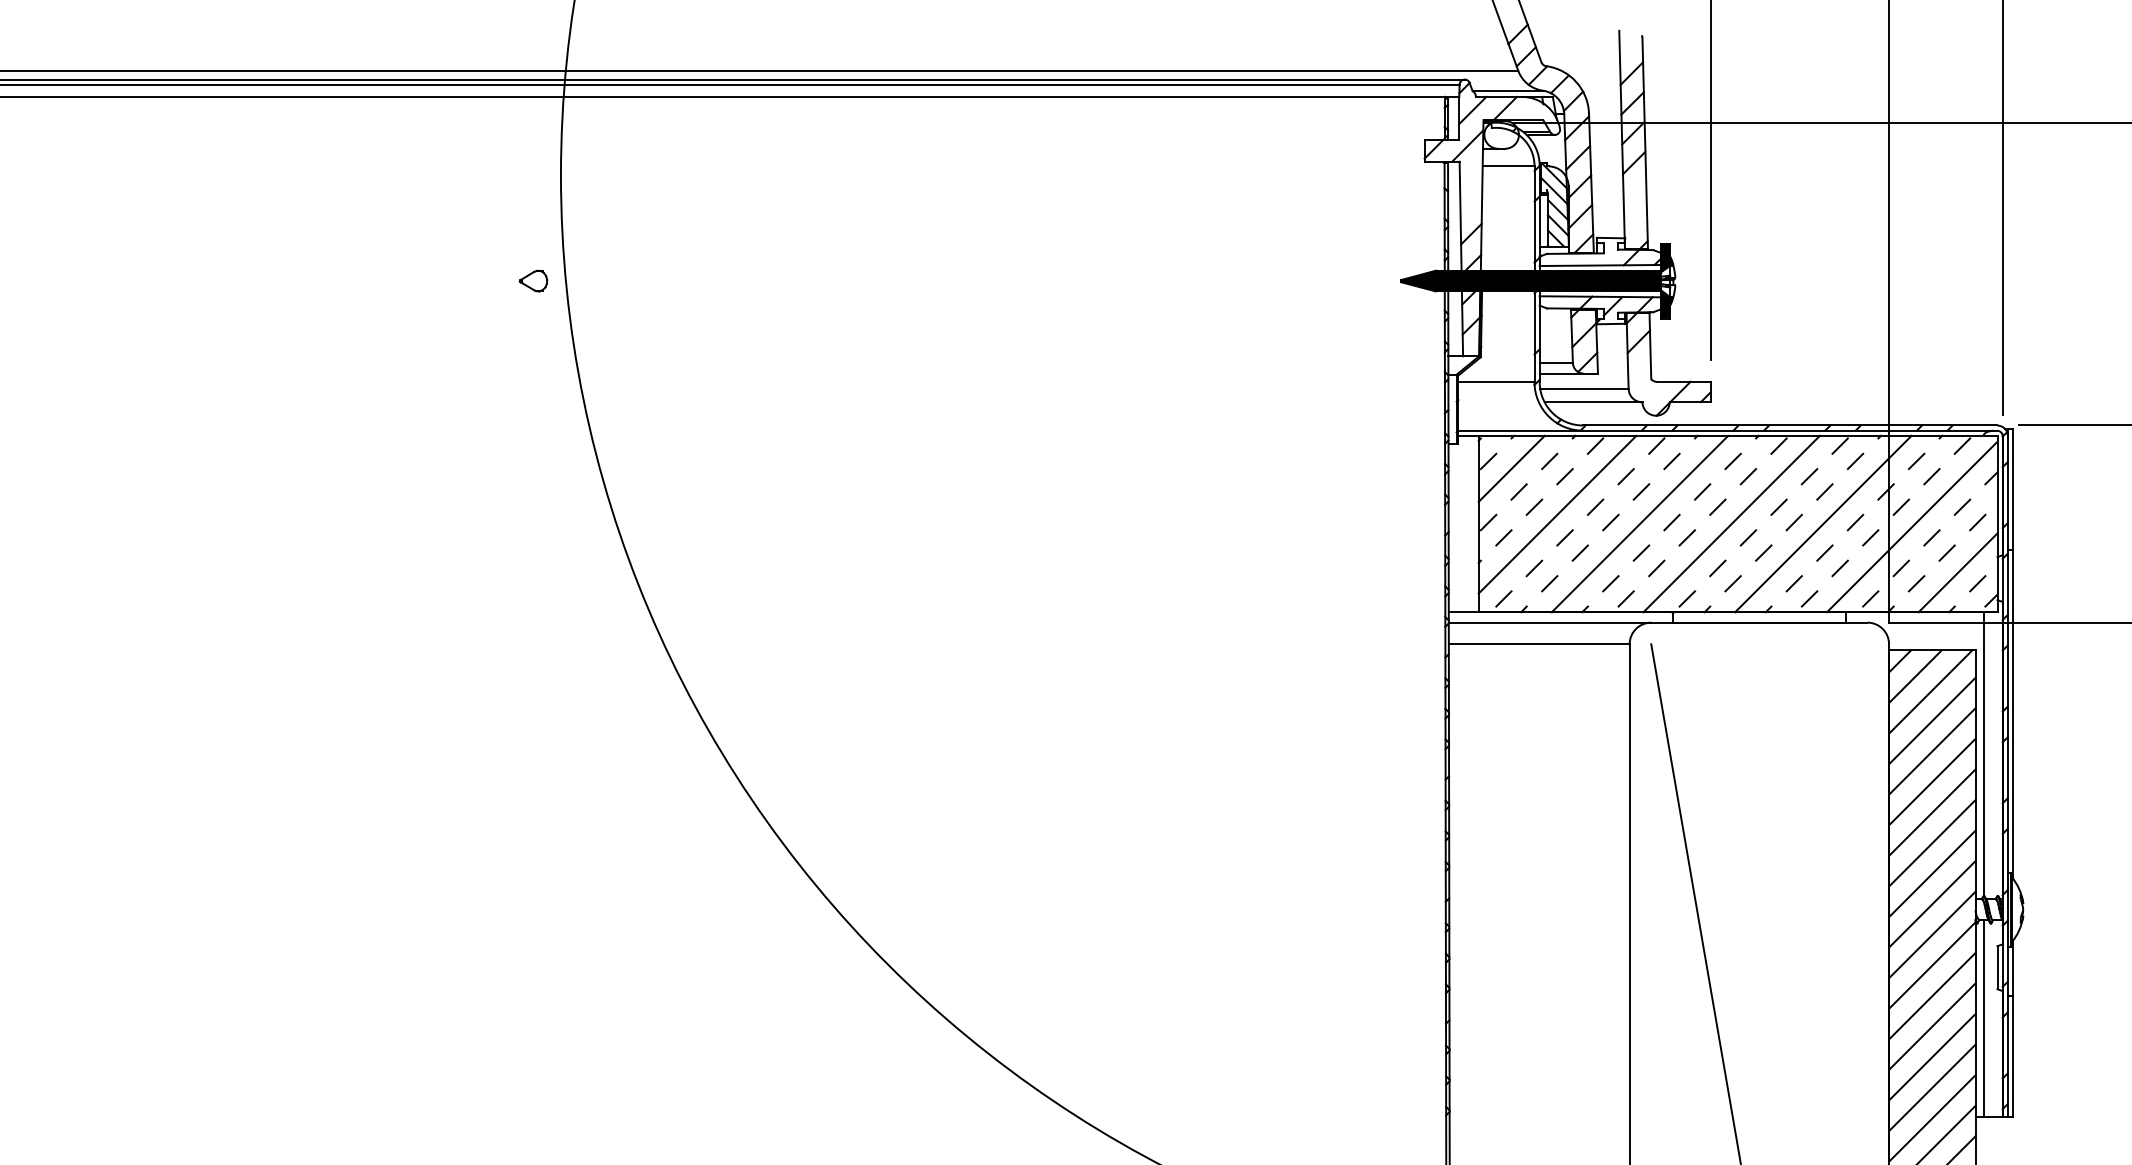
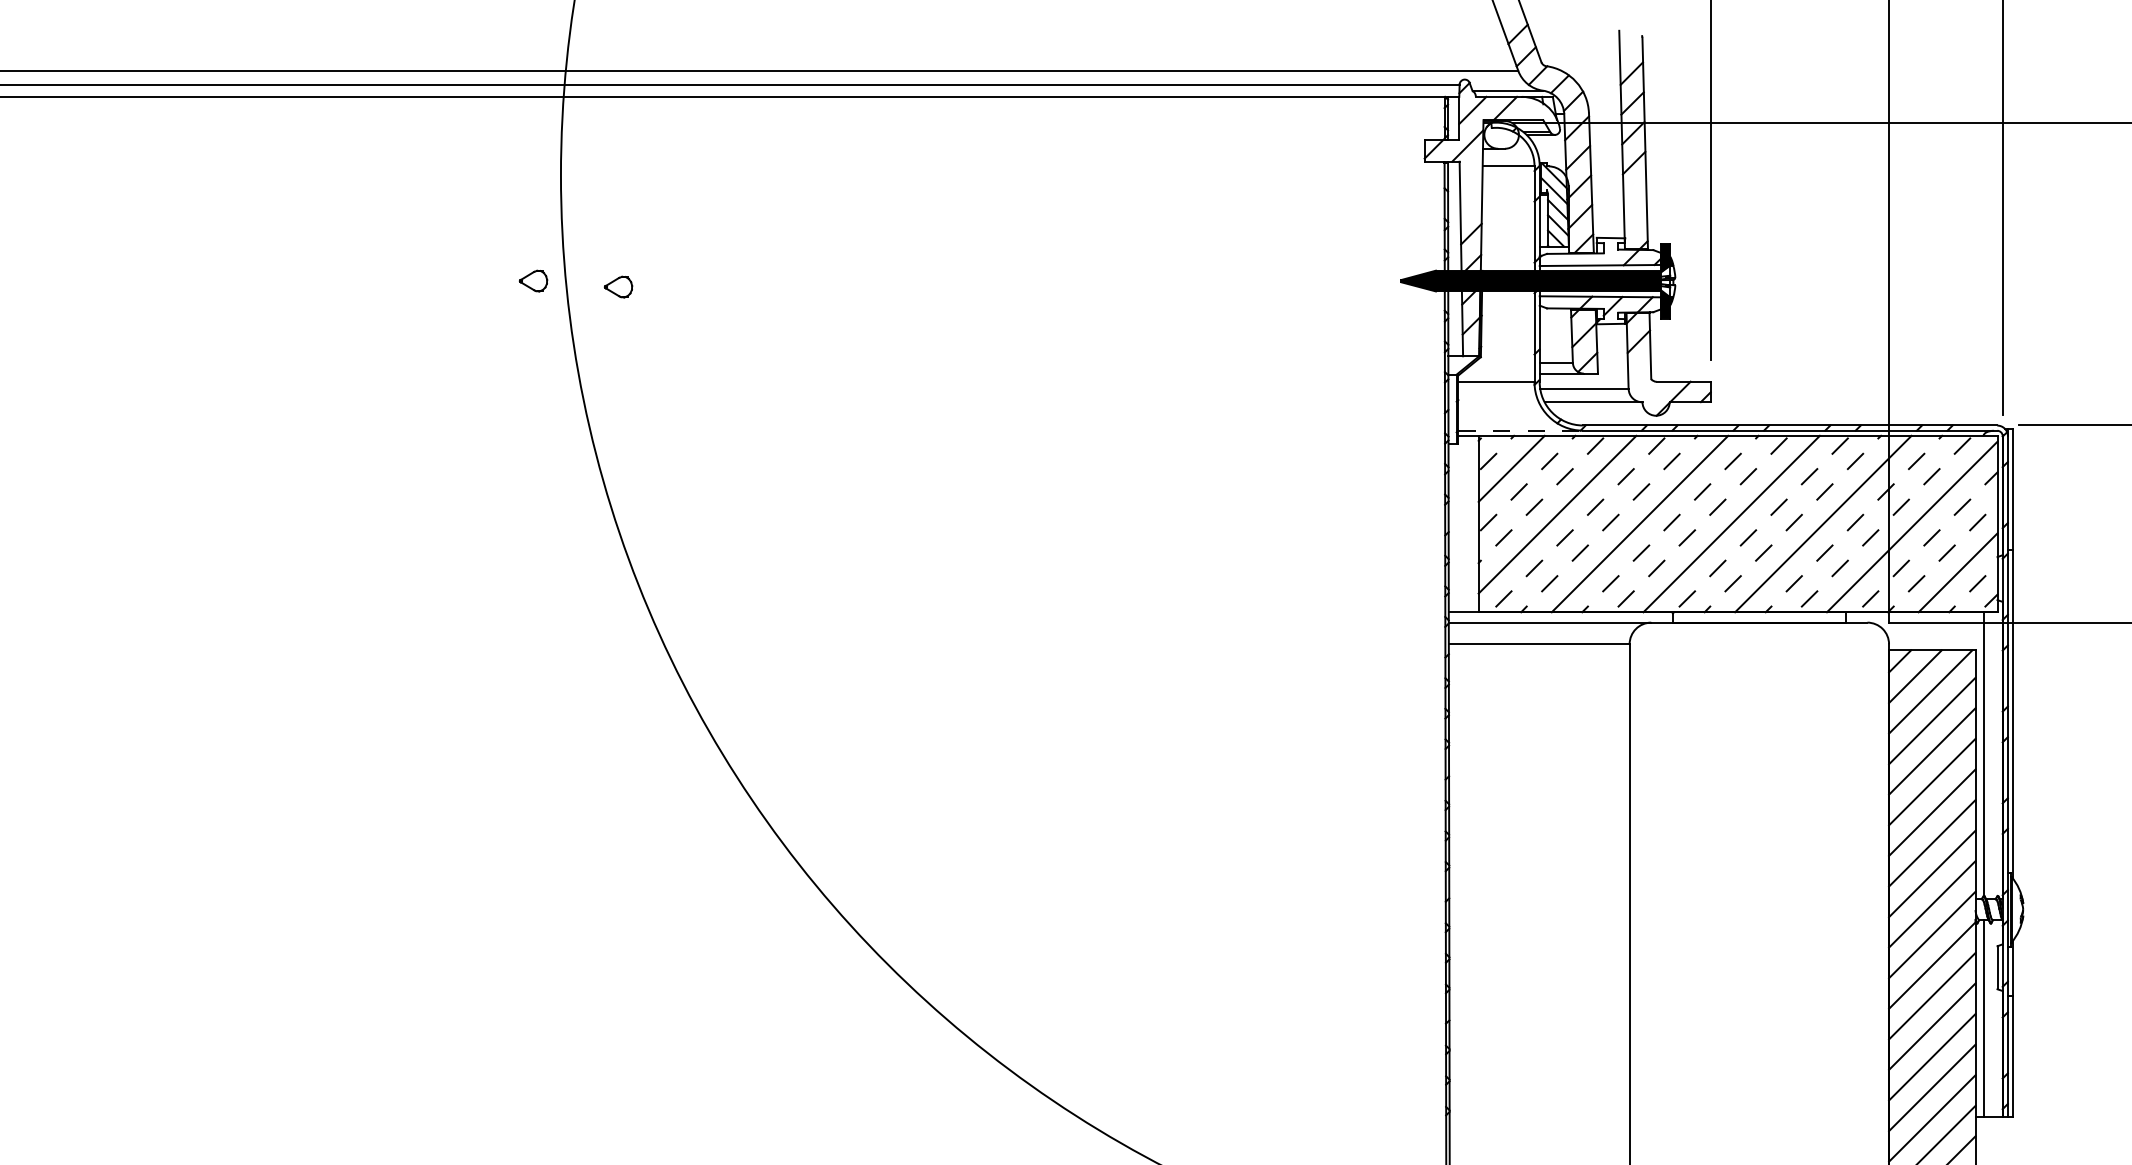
line: present -> none (733, 79)
part: none -> present (618, 286)
line: solid -> dashed (1521, 430)
line: present -> none (1695, 902)
